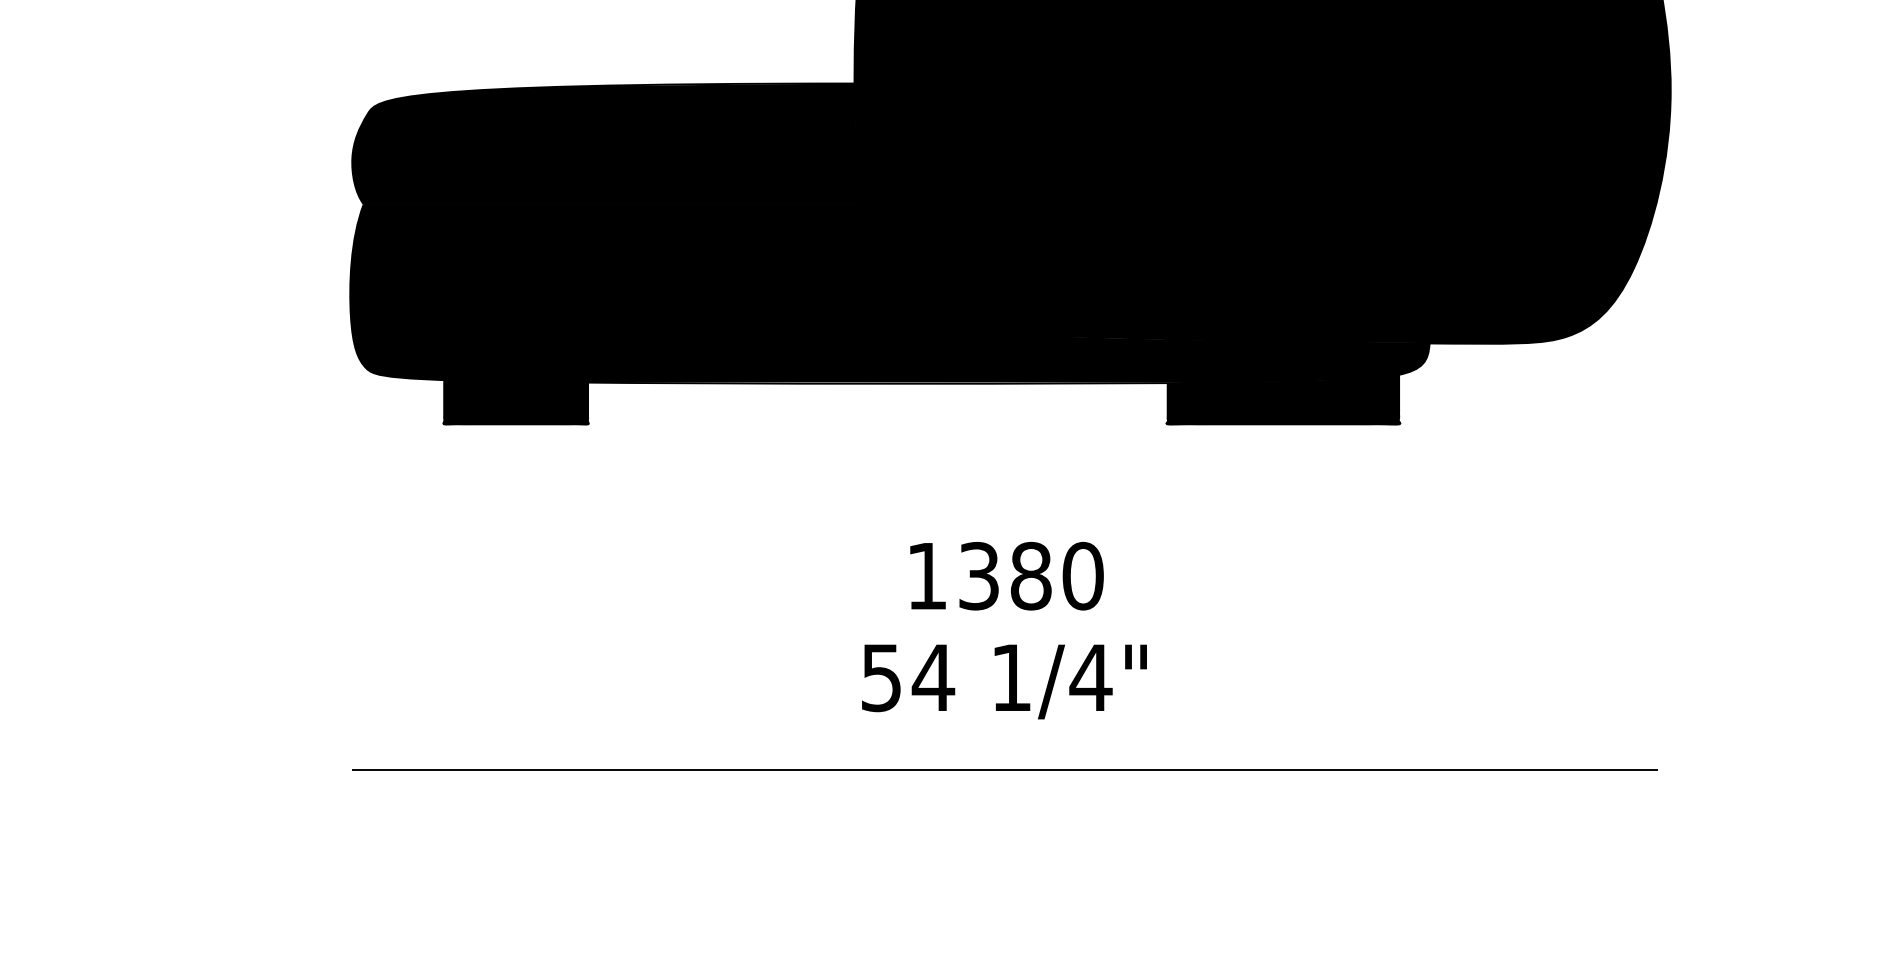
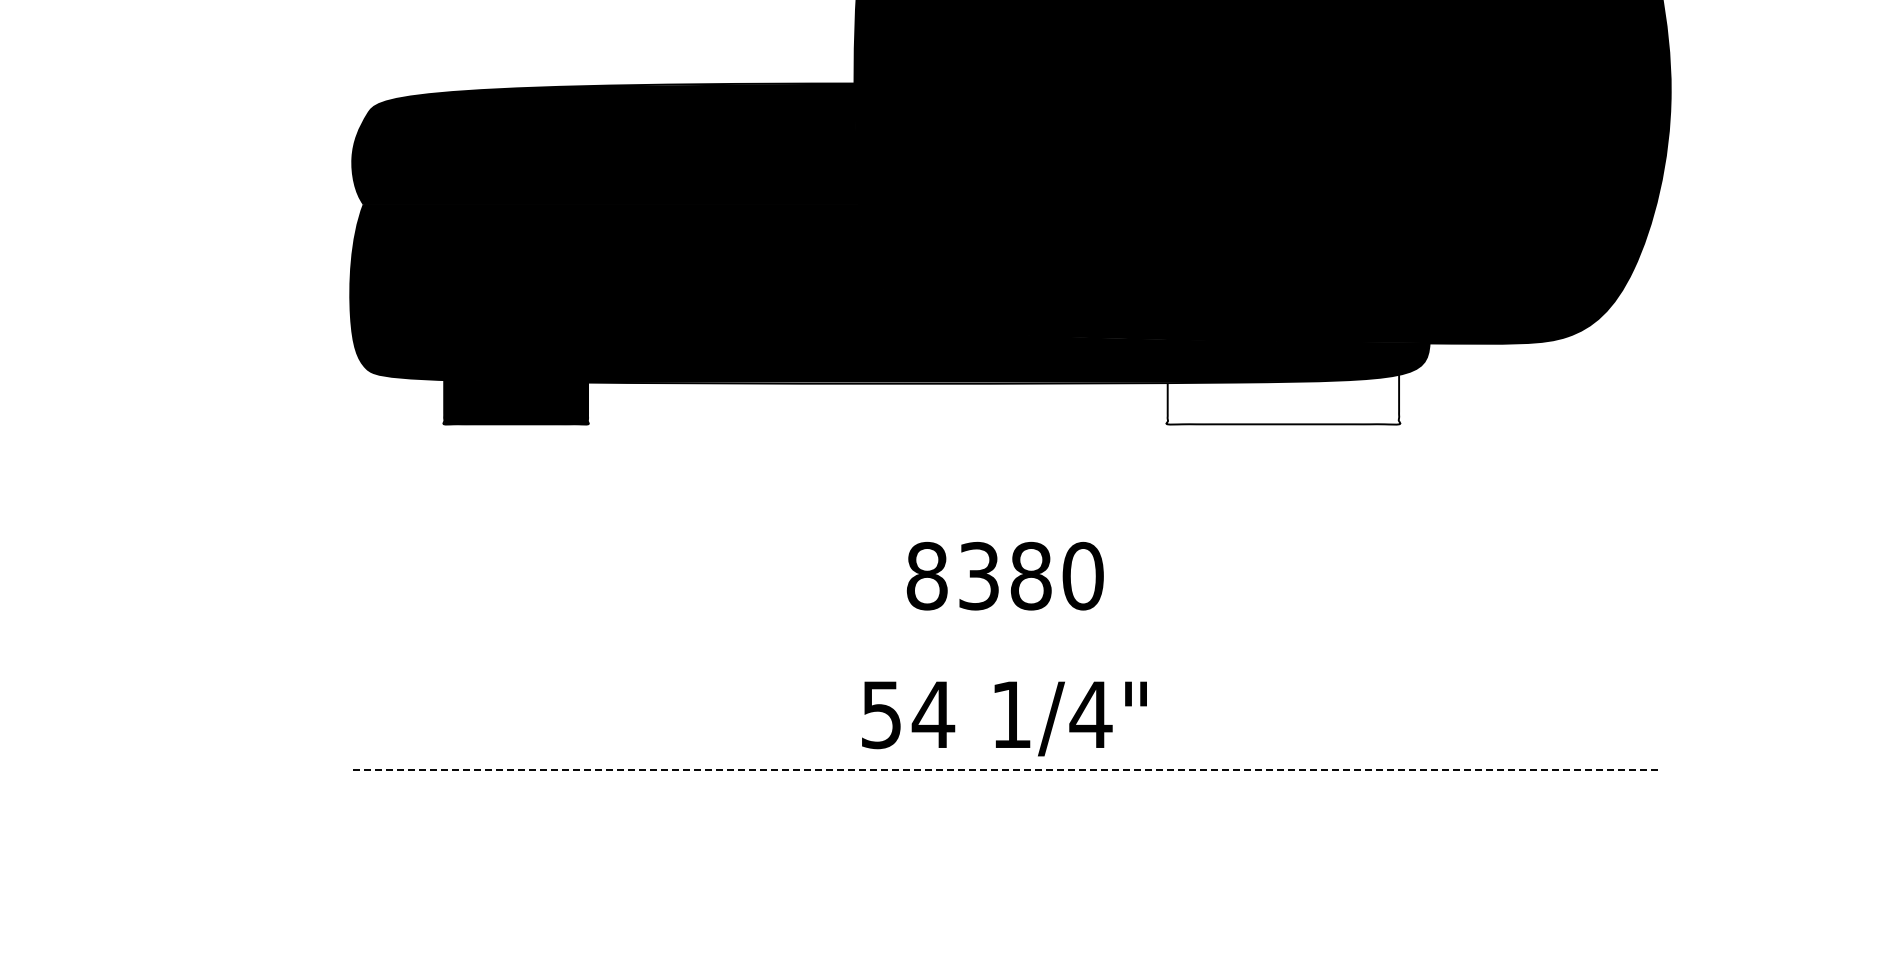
fill: present -> none (1283, 399)
text: 1380 -> 8380 (926, 575)
text position: (1004, 681) -> (1004, 718) (1004, 718)
line: solid -> dashed (1004, 769)
